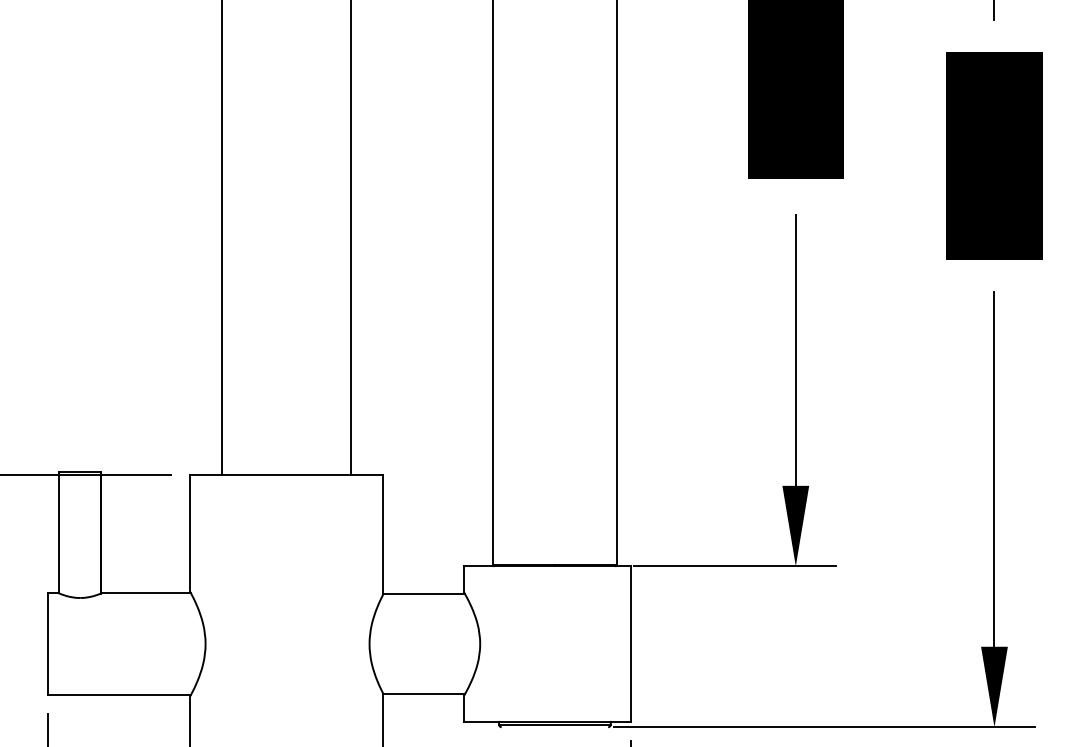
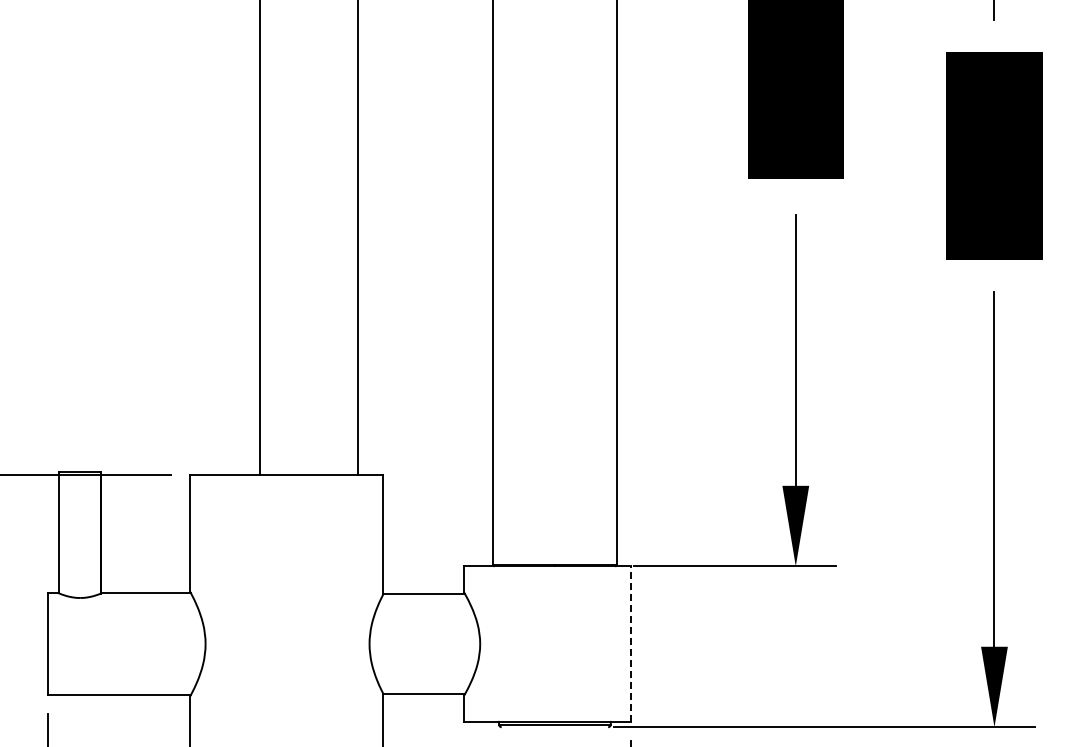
line position: (222, 238) -> (260, 238) (260, 238)
line position: (351, 238) -> (358, 238) (358, 238)
line: solid -> dashed (631, 644)
